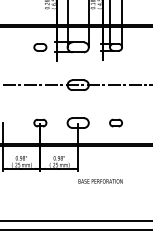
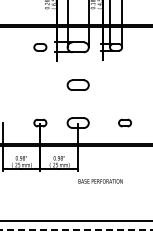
line: present -> none (75, 85)
part position: (115, 122) -> (124, 122) (124, 122)
line: solid -> dashed (76, 229)
